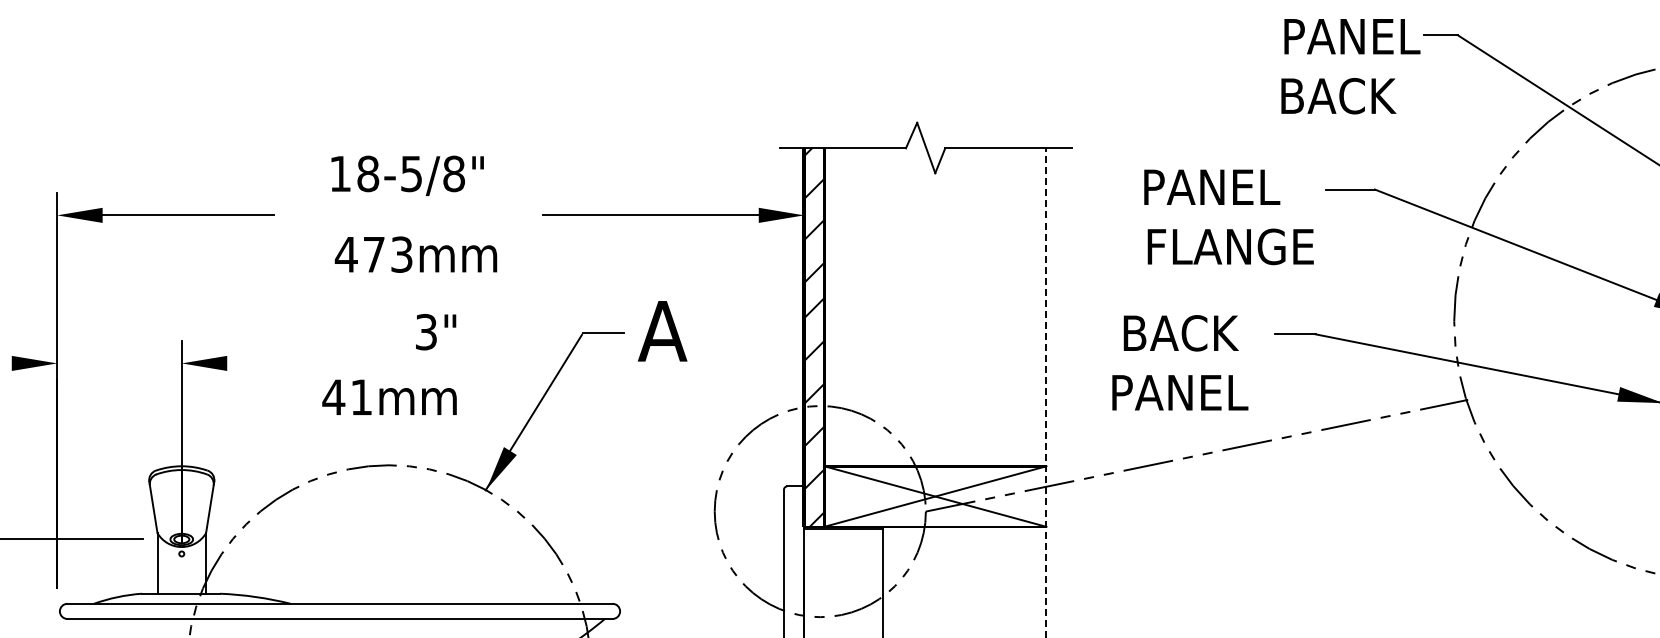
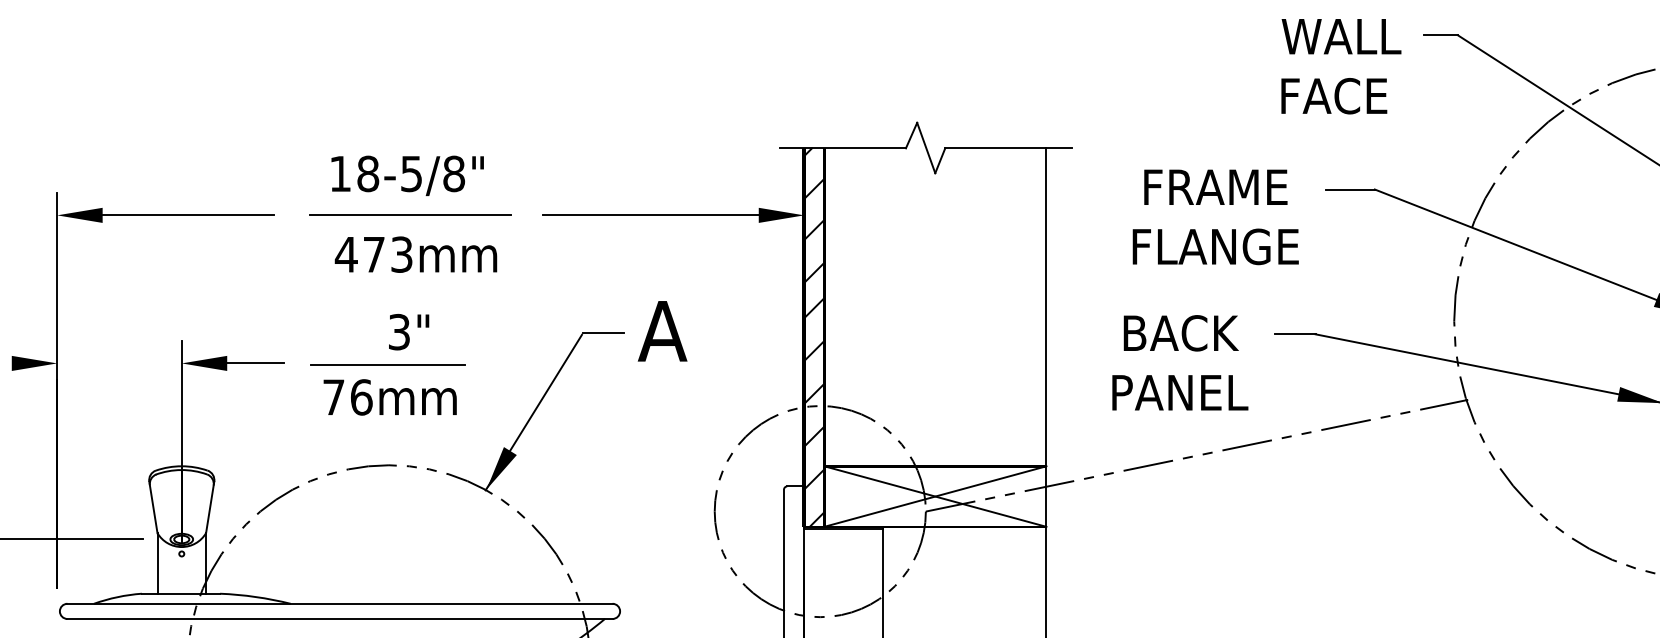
text: PANEL -> WALL (1350, 36)
text: BACK -> FACE (1340, 95)
text: PANEL -> FRAME (1217, 186)
line: none -> present (409, 214)
text position: (1230, 246) -> (1215, 246) (1215, 246)
text position: (436, 332) -> (409, 332) (409, 332)
line: none -> present (255, 363)
line: none -> present (388, 364)
line: dashed -> solid (1046, 392)
text: 41mm -> 76mm (347, 397)
